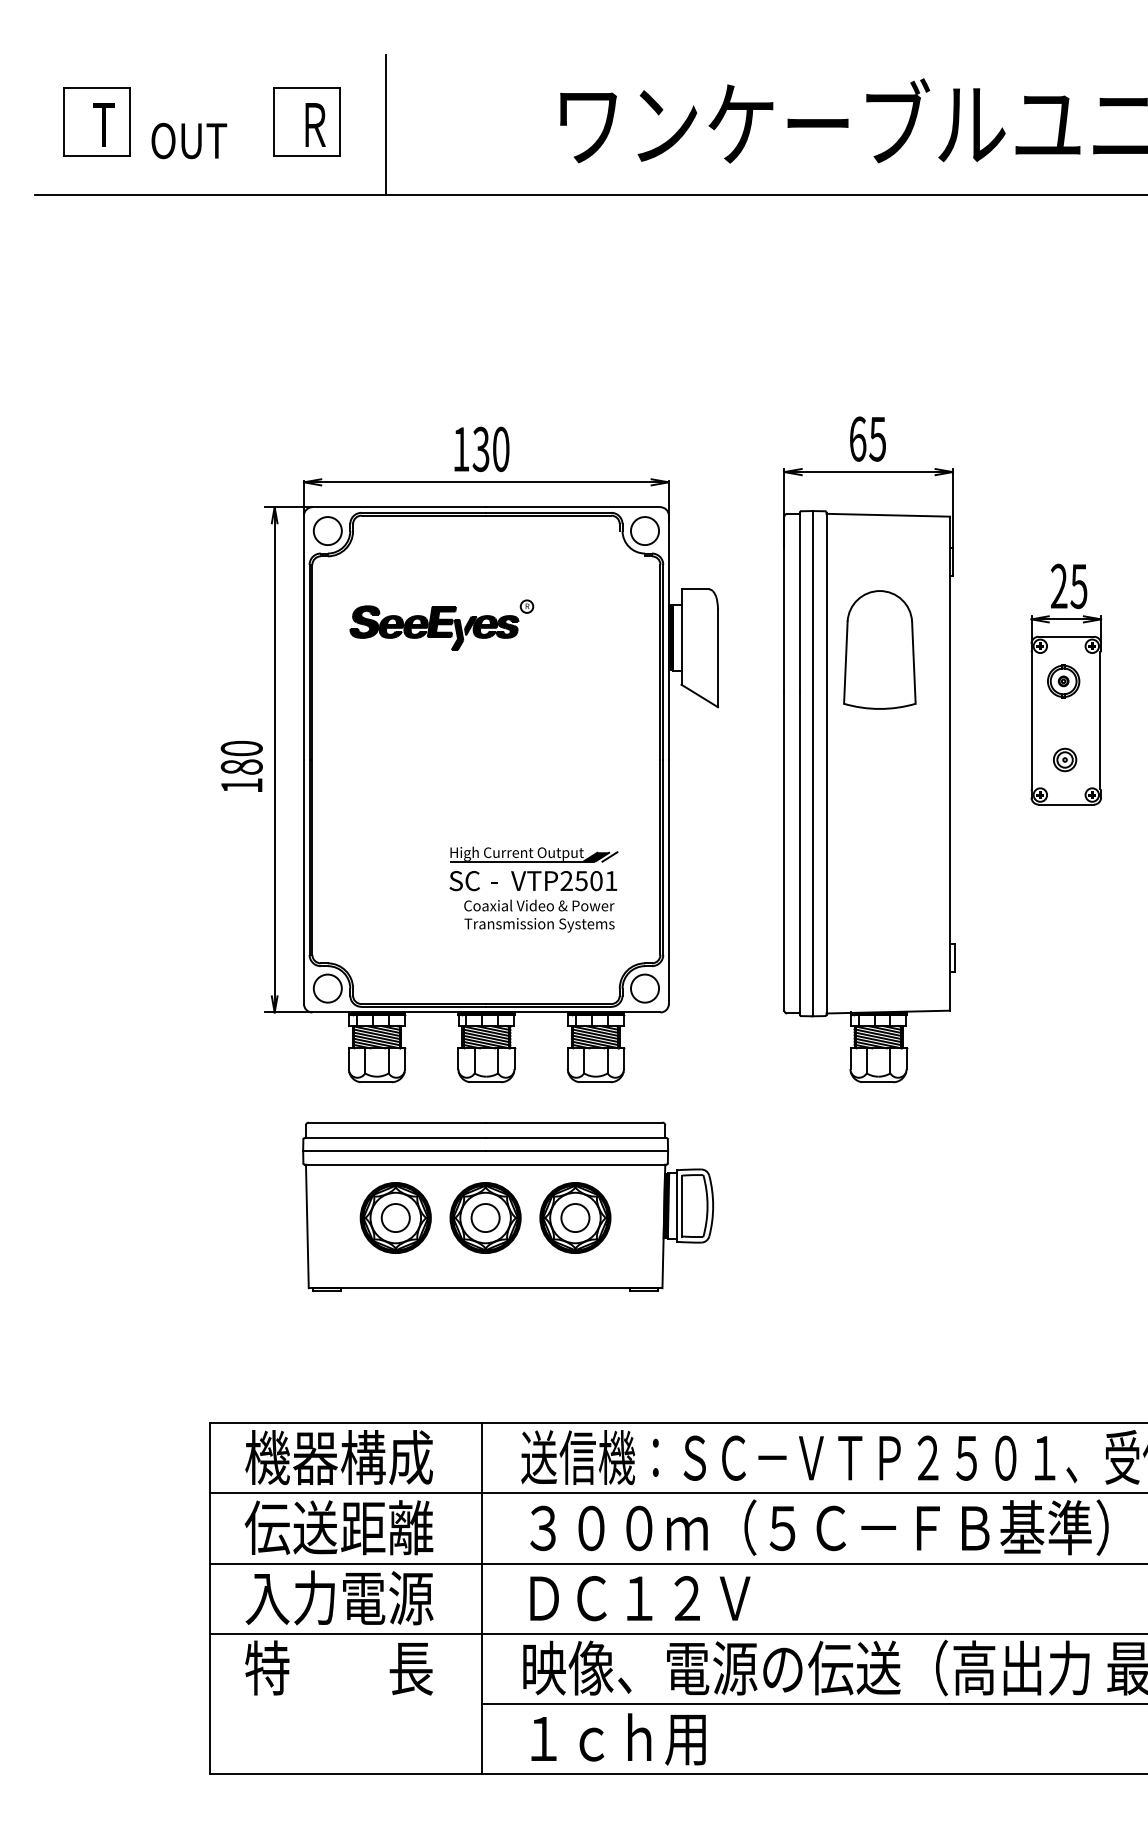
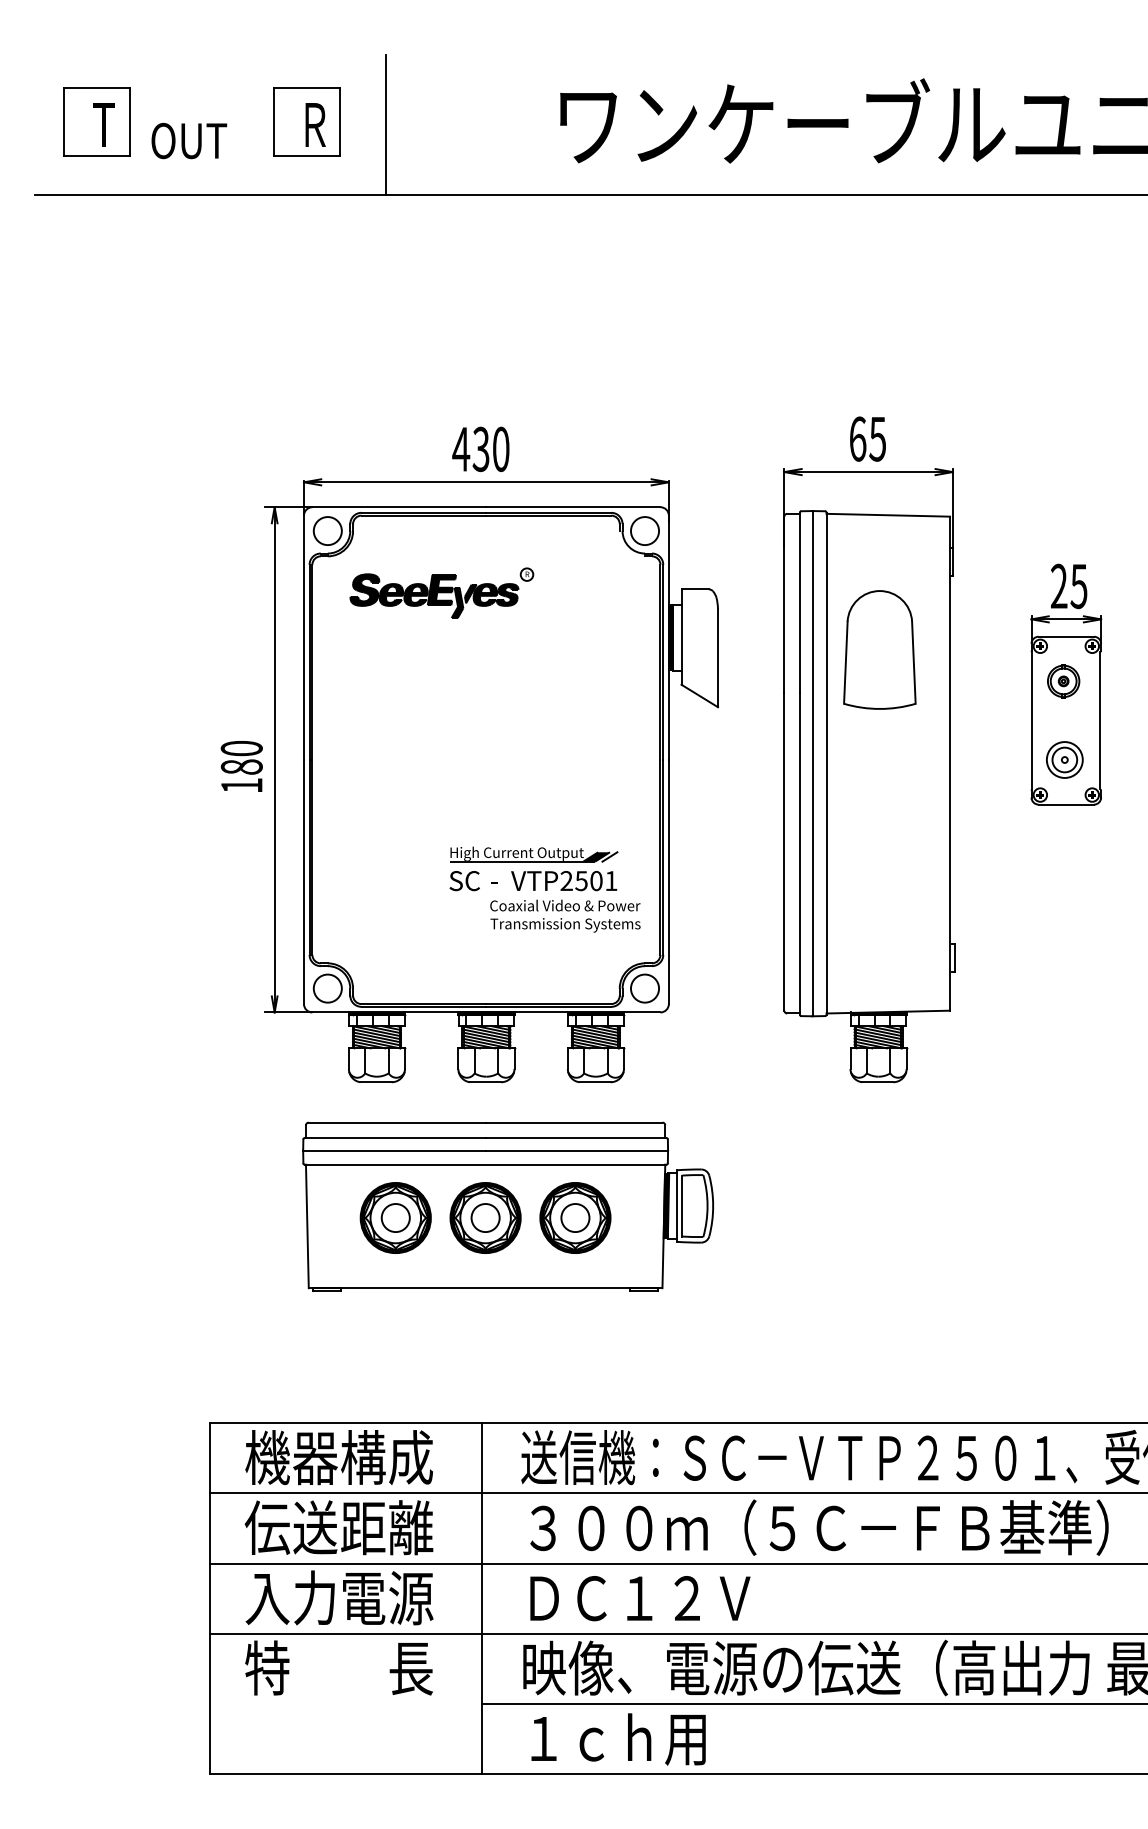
text: 130 -> 430 (461, 449)
part position: (441, 624) -> (441, 592) (441, 592)
part size: 25x26 px -> 38x38 px (1064, 759)
text position: (539, 915) -> (565, 915) (565, 915)
